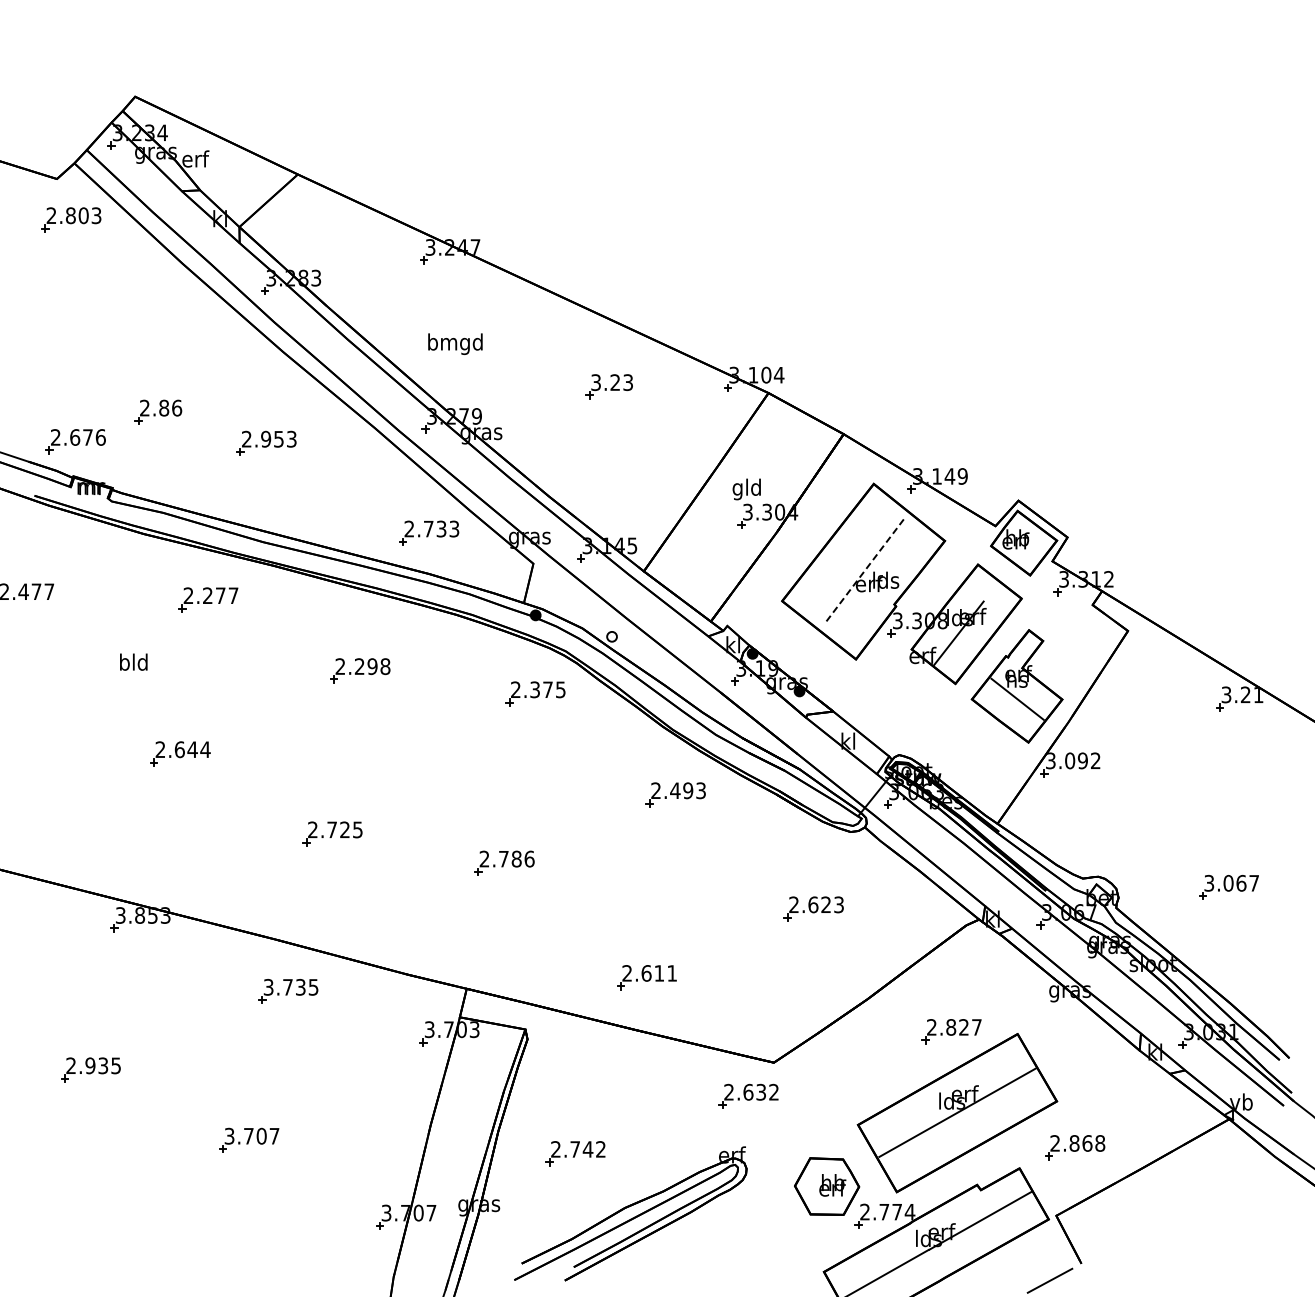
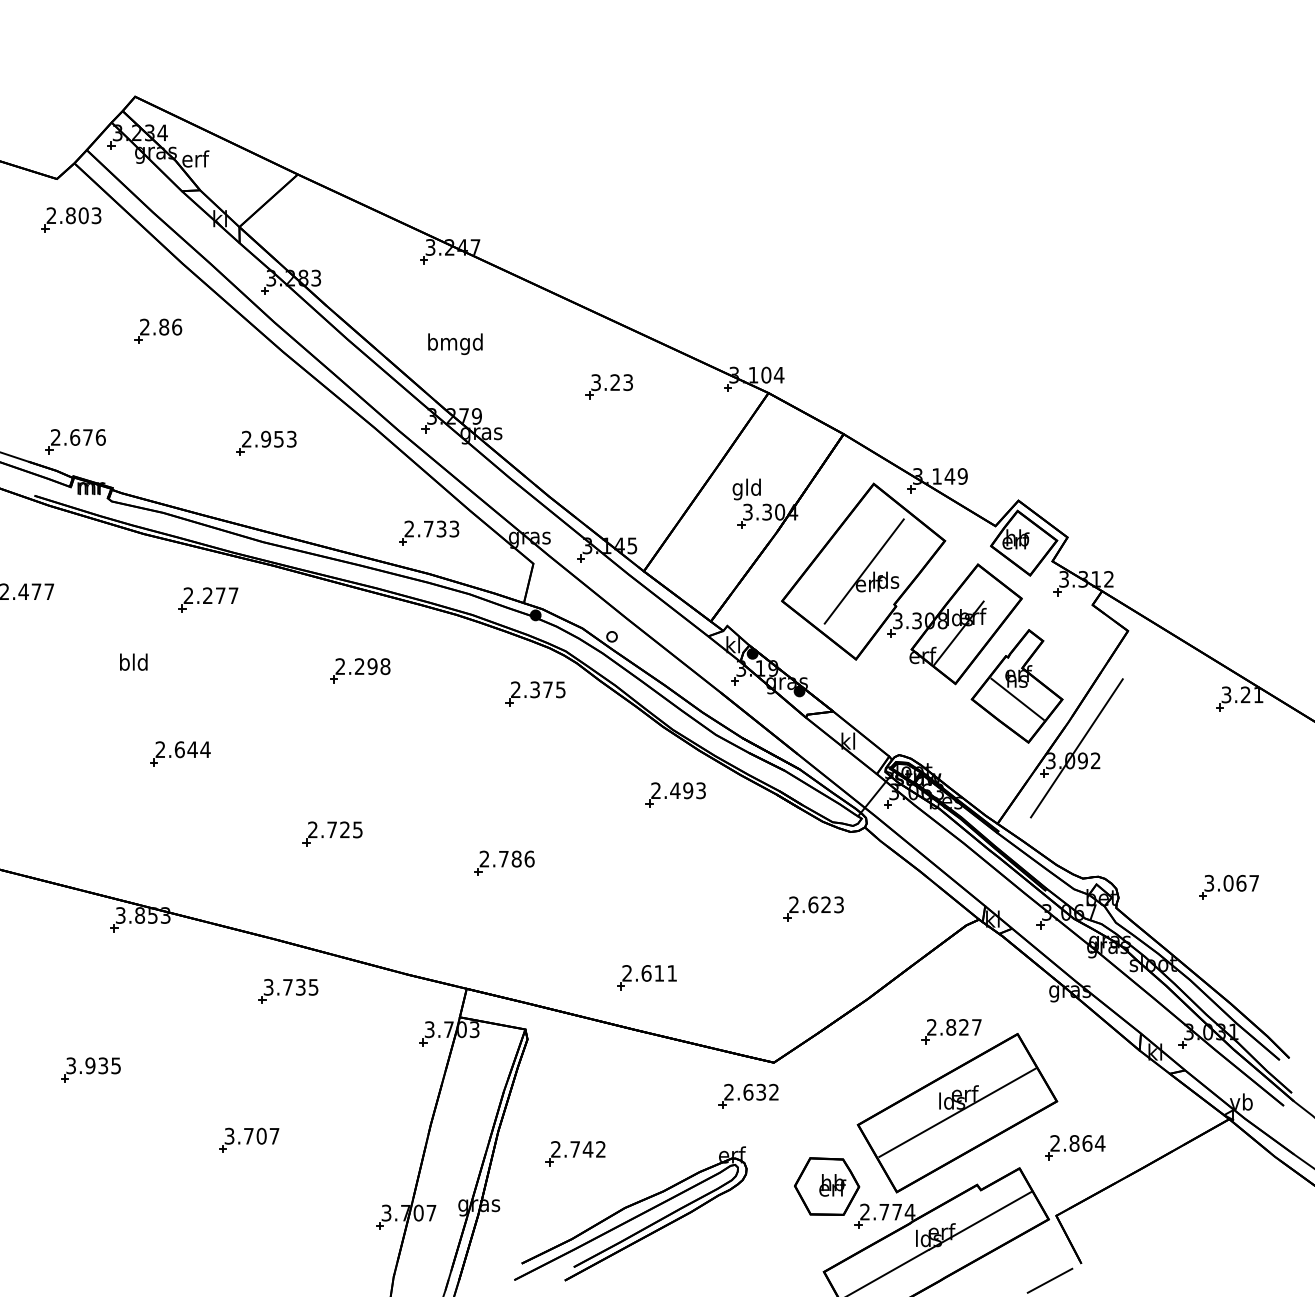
part position: (158, 411) -> (158, 330) (158, 330)
line: dashed -> solid (864, 571)
line: none -> present (1076, 748)
text: 2.935 -> 3.935 (70, 1065)
text: 2.868 -> 2.864 (1099, 1143)
